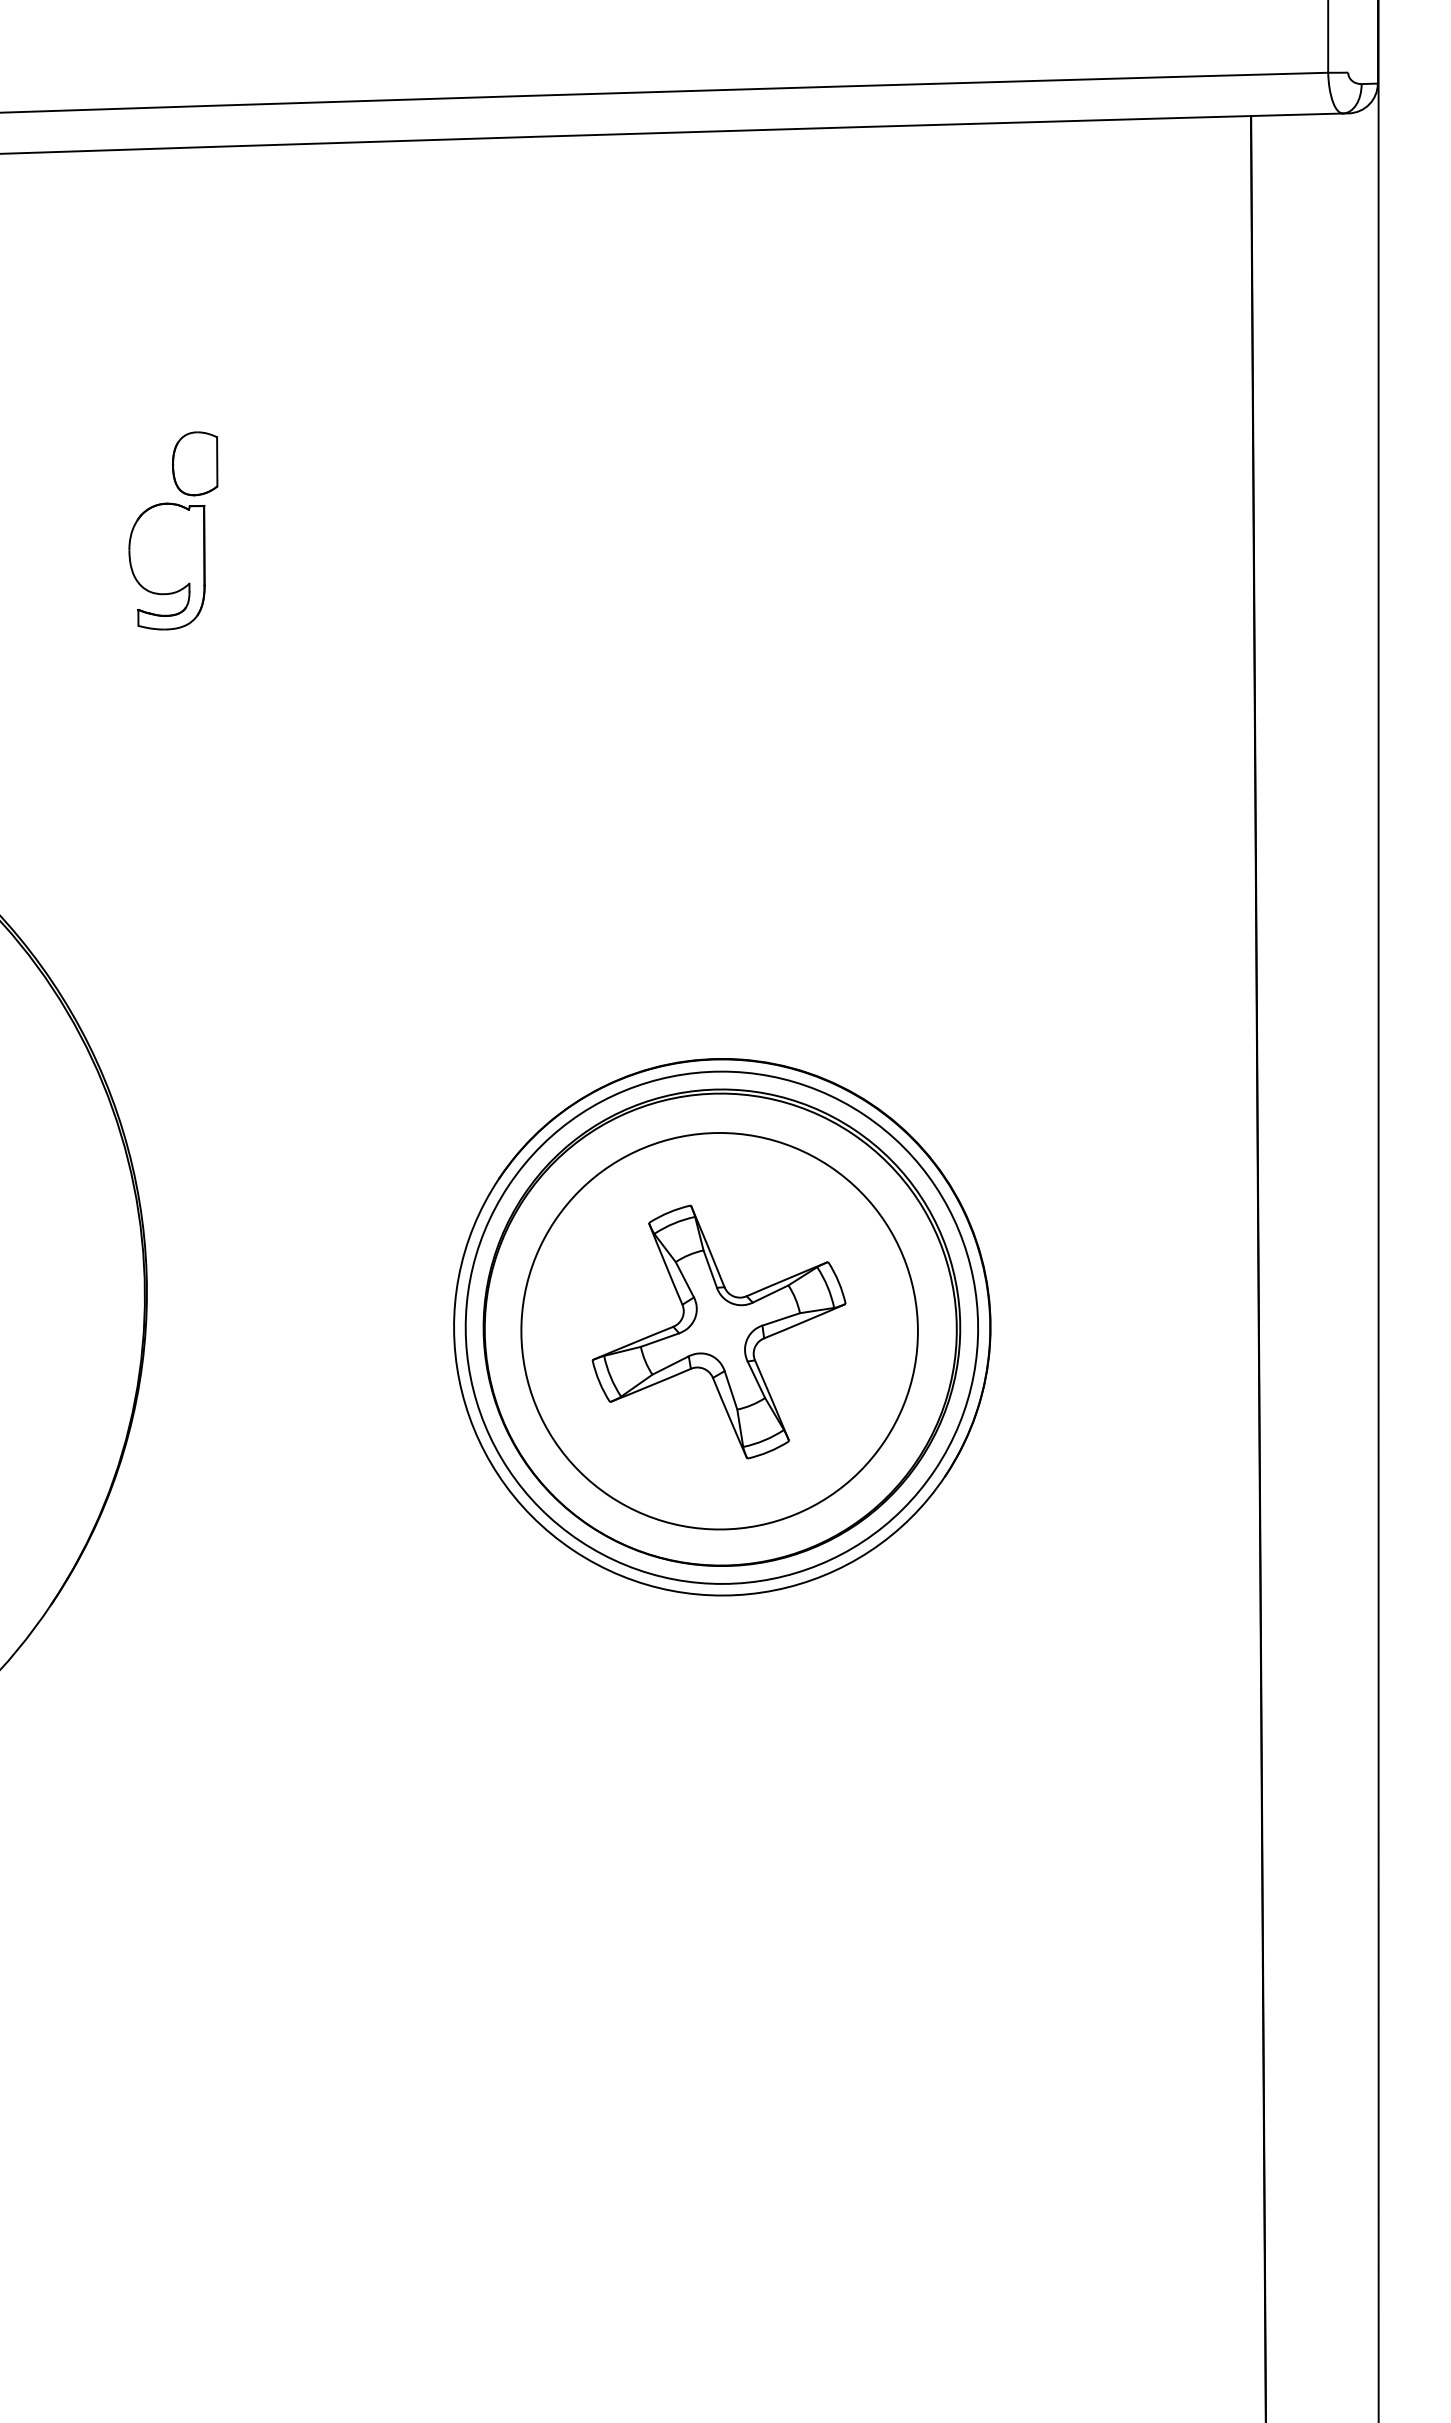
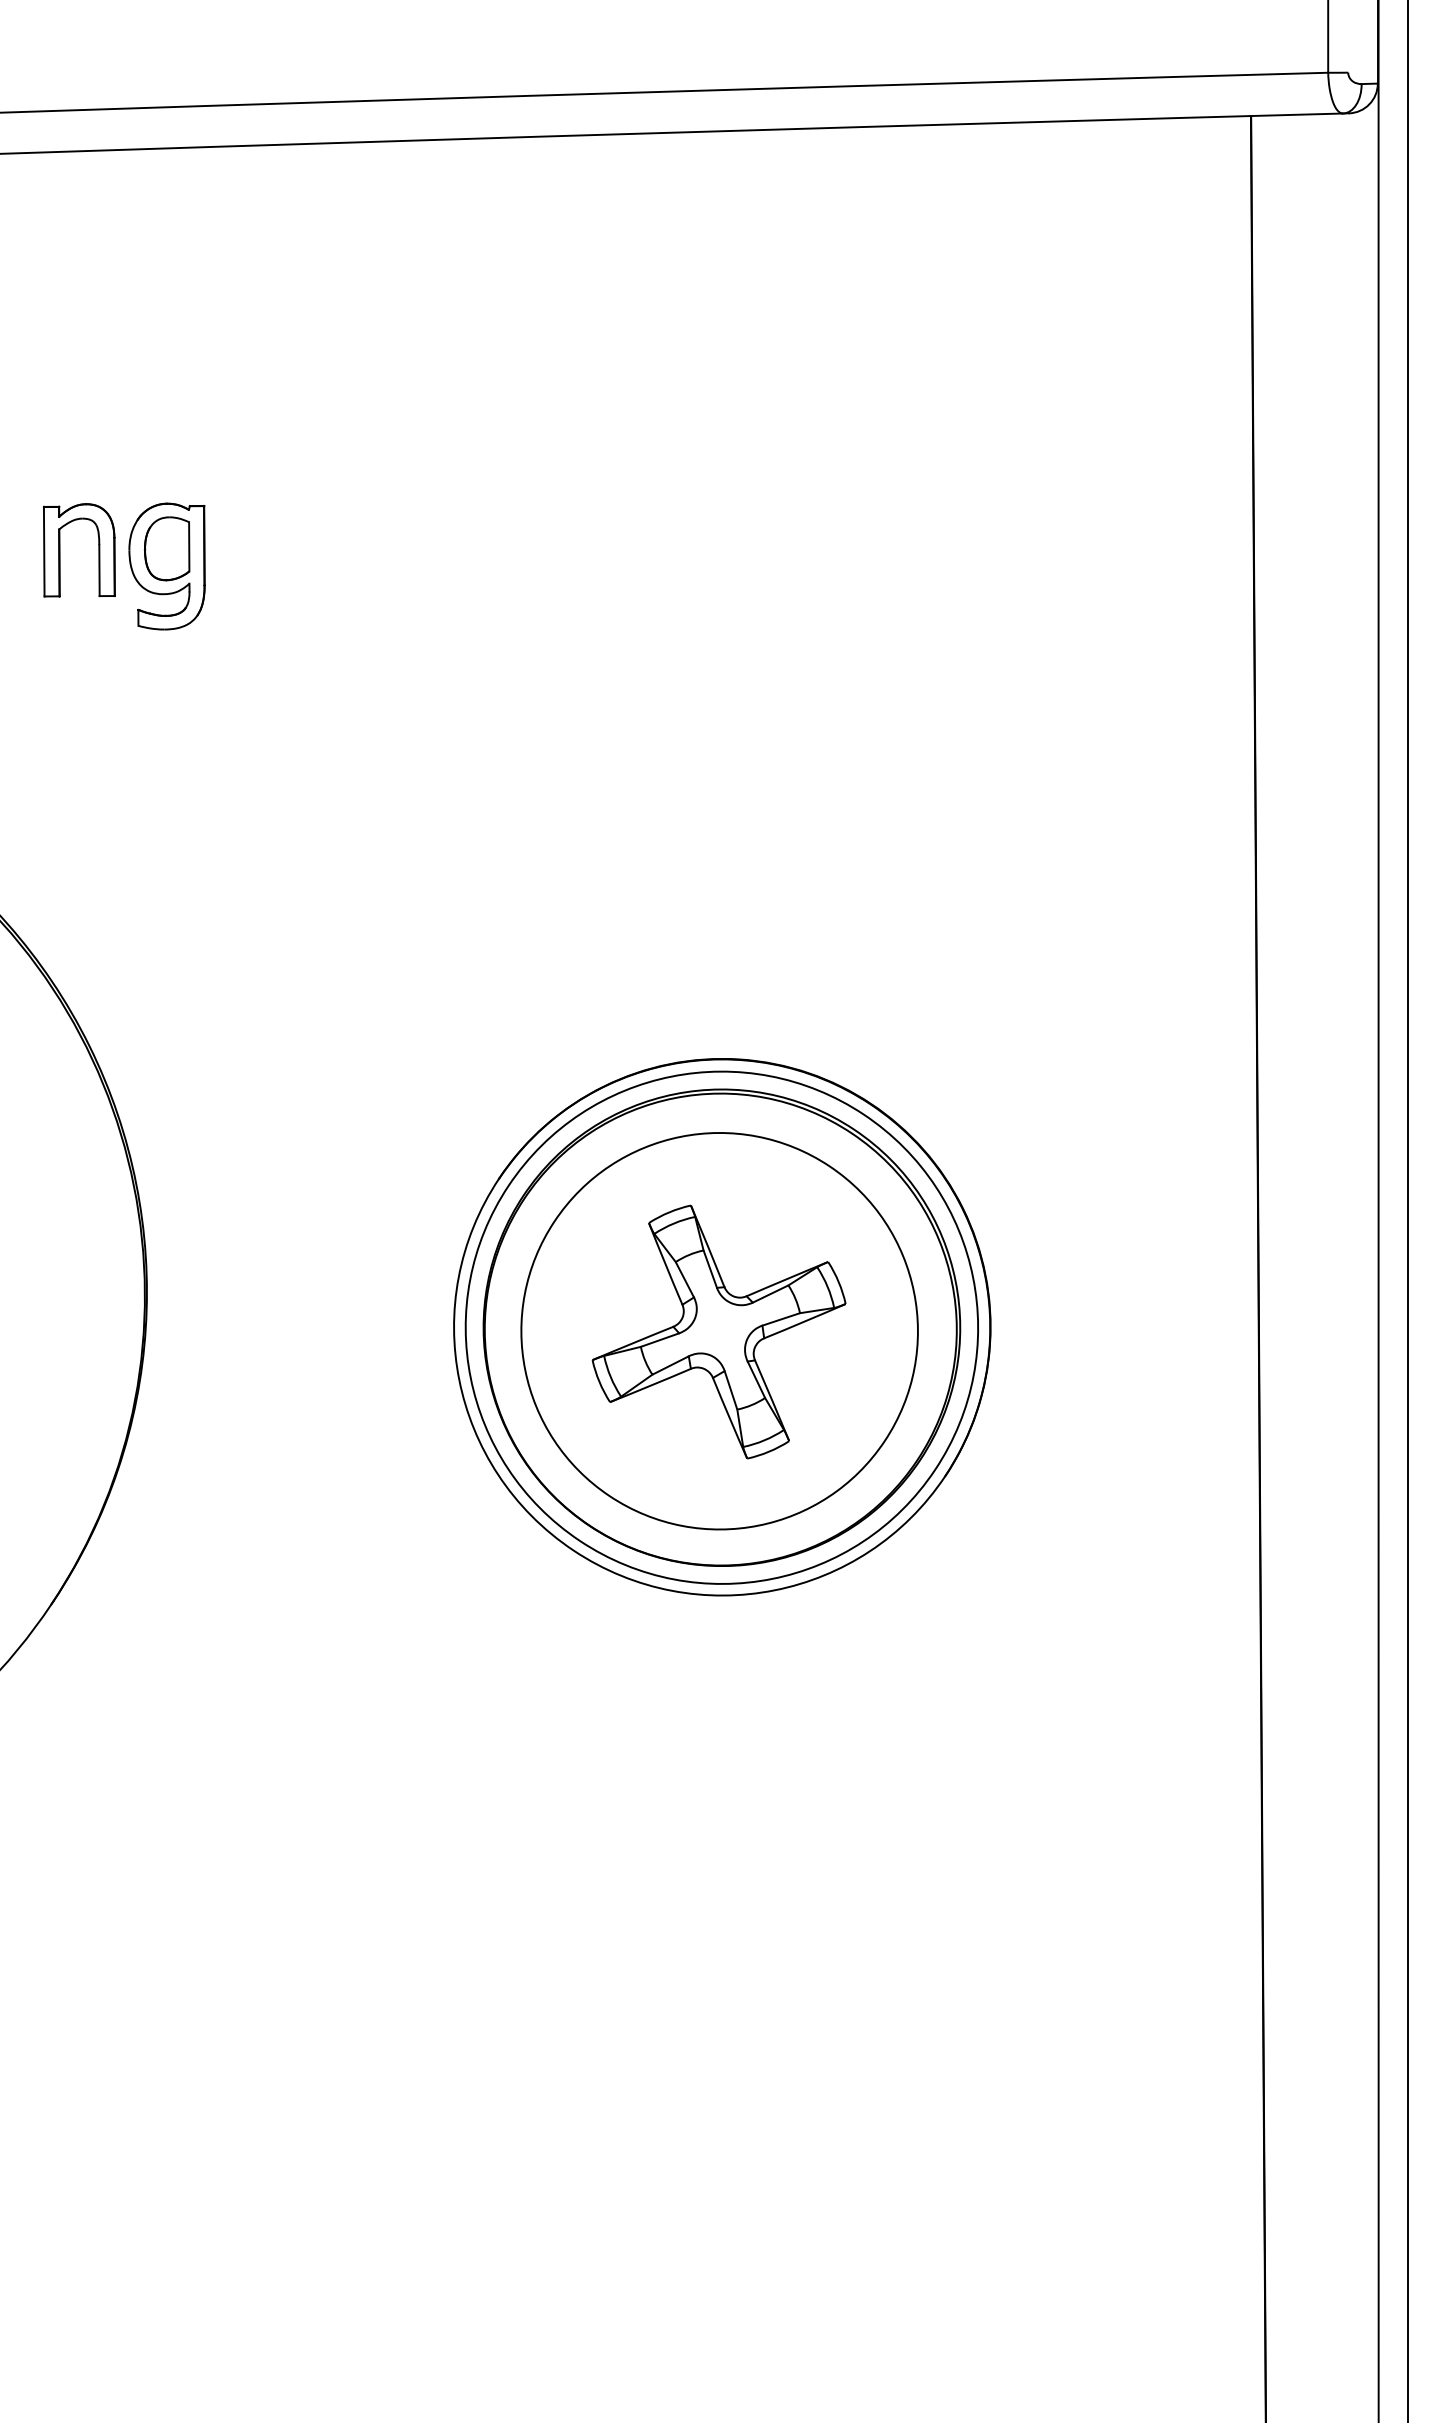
part position: (195, 463) -> (167, 548) (167, 548)
part: none -> present (60, 550)
line: none -> present (1407, 1210)
